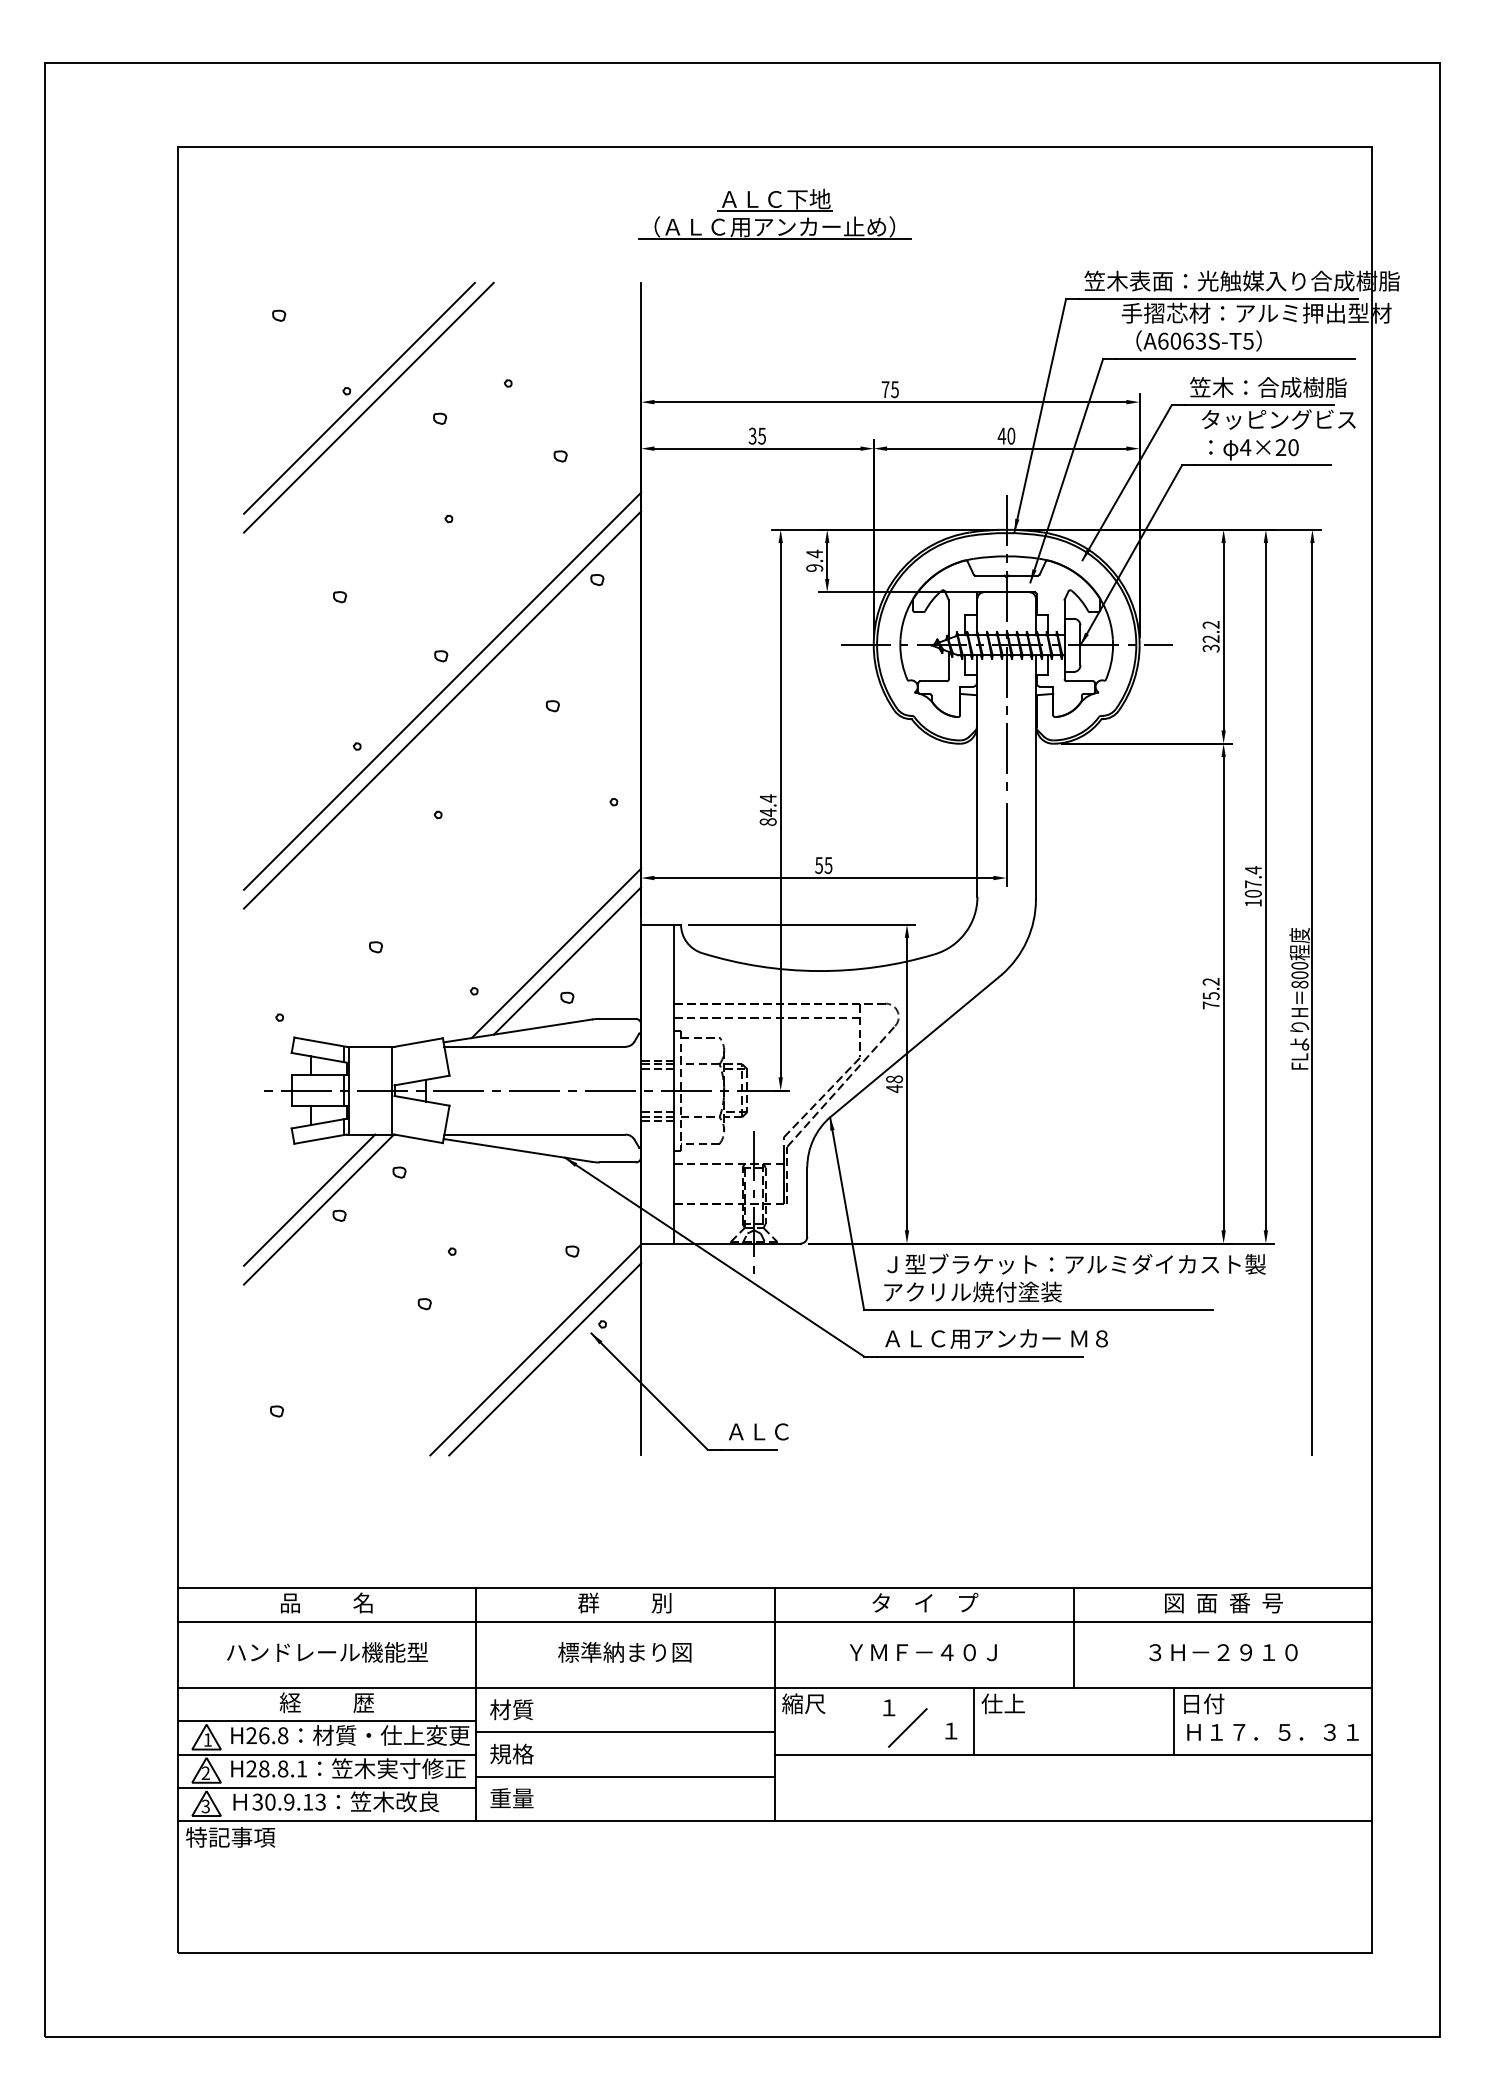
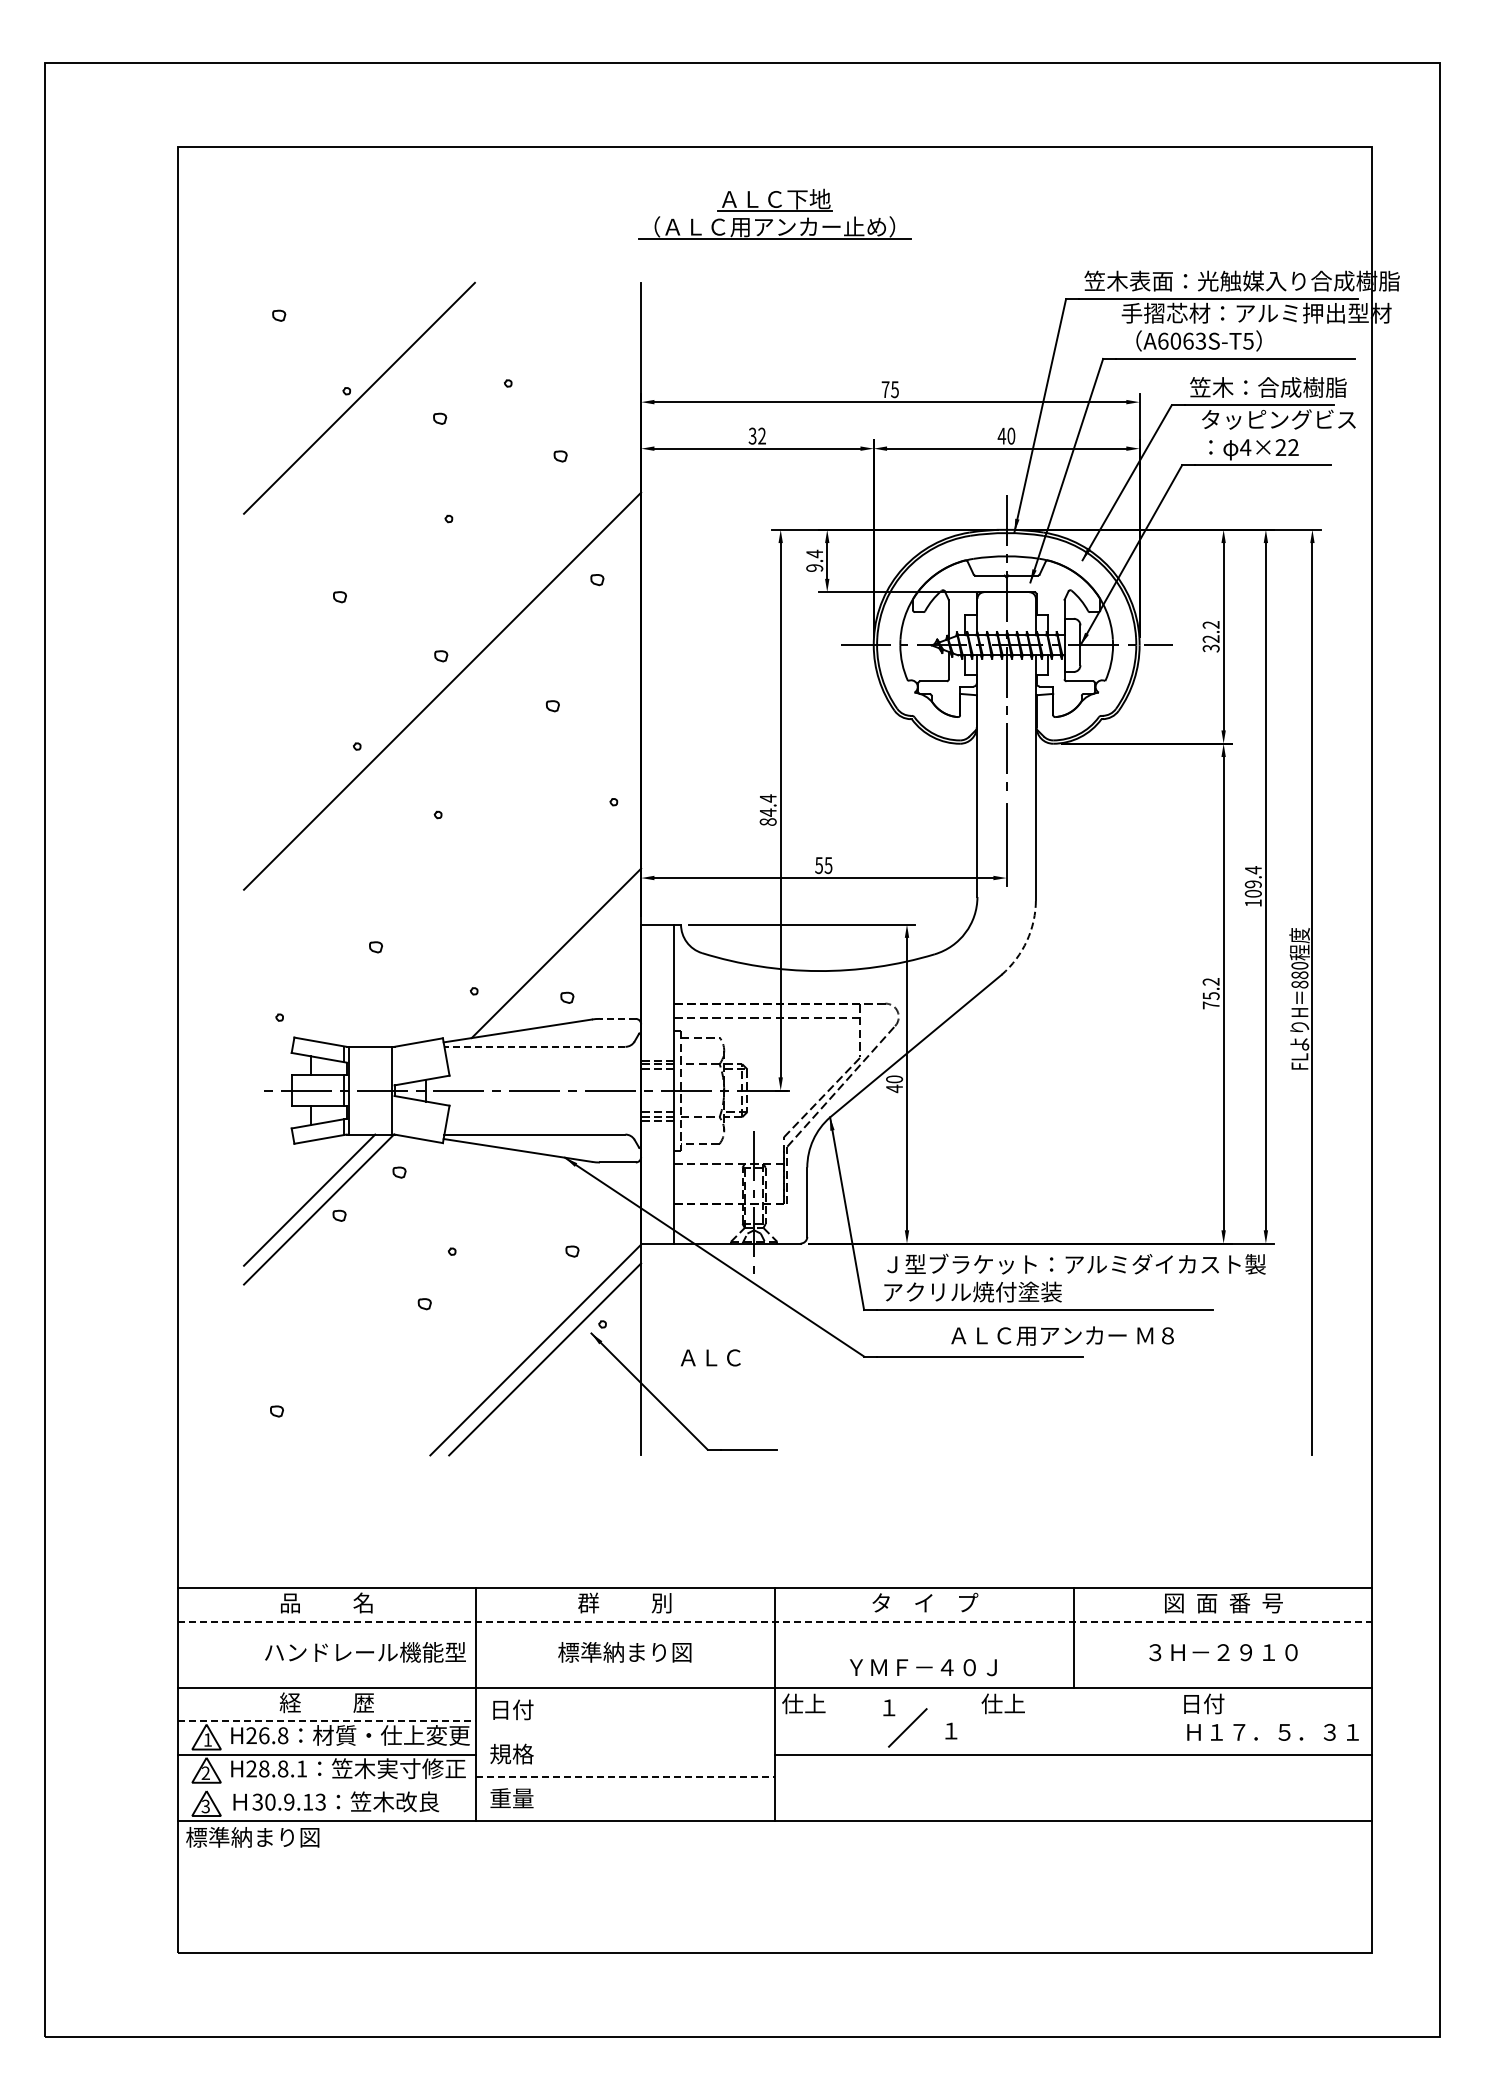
line: present -> none (368, 407)
text: 35 -> 32 (761, 435)
text: 4×20 -> 4×22 (1293, 447)
line: present -> none (442, 709)
text: 107.4 -> 109.4 (1252, 884)
arc: solid -> dashed (1026, 940)
line: present -> none (567, 960)
text: 800 -> 880 (1300, 975)
line: solid -> dashed (617, 1018)
line: solid -> dashed (534, 1046)
text: 48 -> 40 (894, 1079)
text position: (996, 1338) -> (1062, 1335) (1062, 1335)
text position: (758, 1431) -> (710, 1357) (710, 1357)
line: solid -> dashed (775, 1621)
text position: (327, 1652) -> (365, 1652) (365, 1652)
text position: (922, 1652) -> (922, 1667) (922, 1667)
text: 縮尺 -> 仕上 (803, 1703)
text: 材質 -> 日付 (511, 1709)
line: solid -> dashed (327, 1721)
line: present -> none (974, 1721)
line: present -> none (1173, 1721)
line: present -> none (624, 1732)
line: solid -> dashed (625, 1776)
line: present -> none (326, 1787)
text: 特記事項 -> 標準納まり図 (252, 1837)
